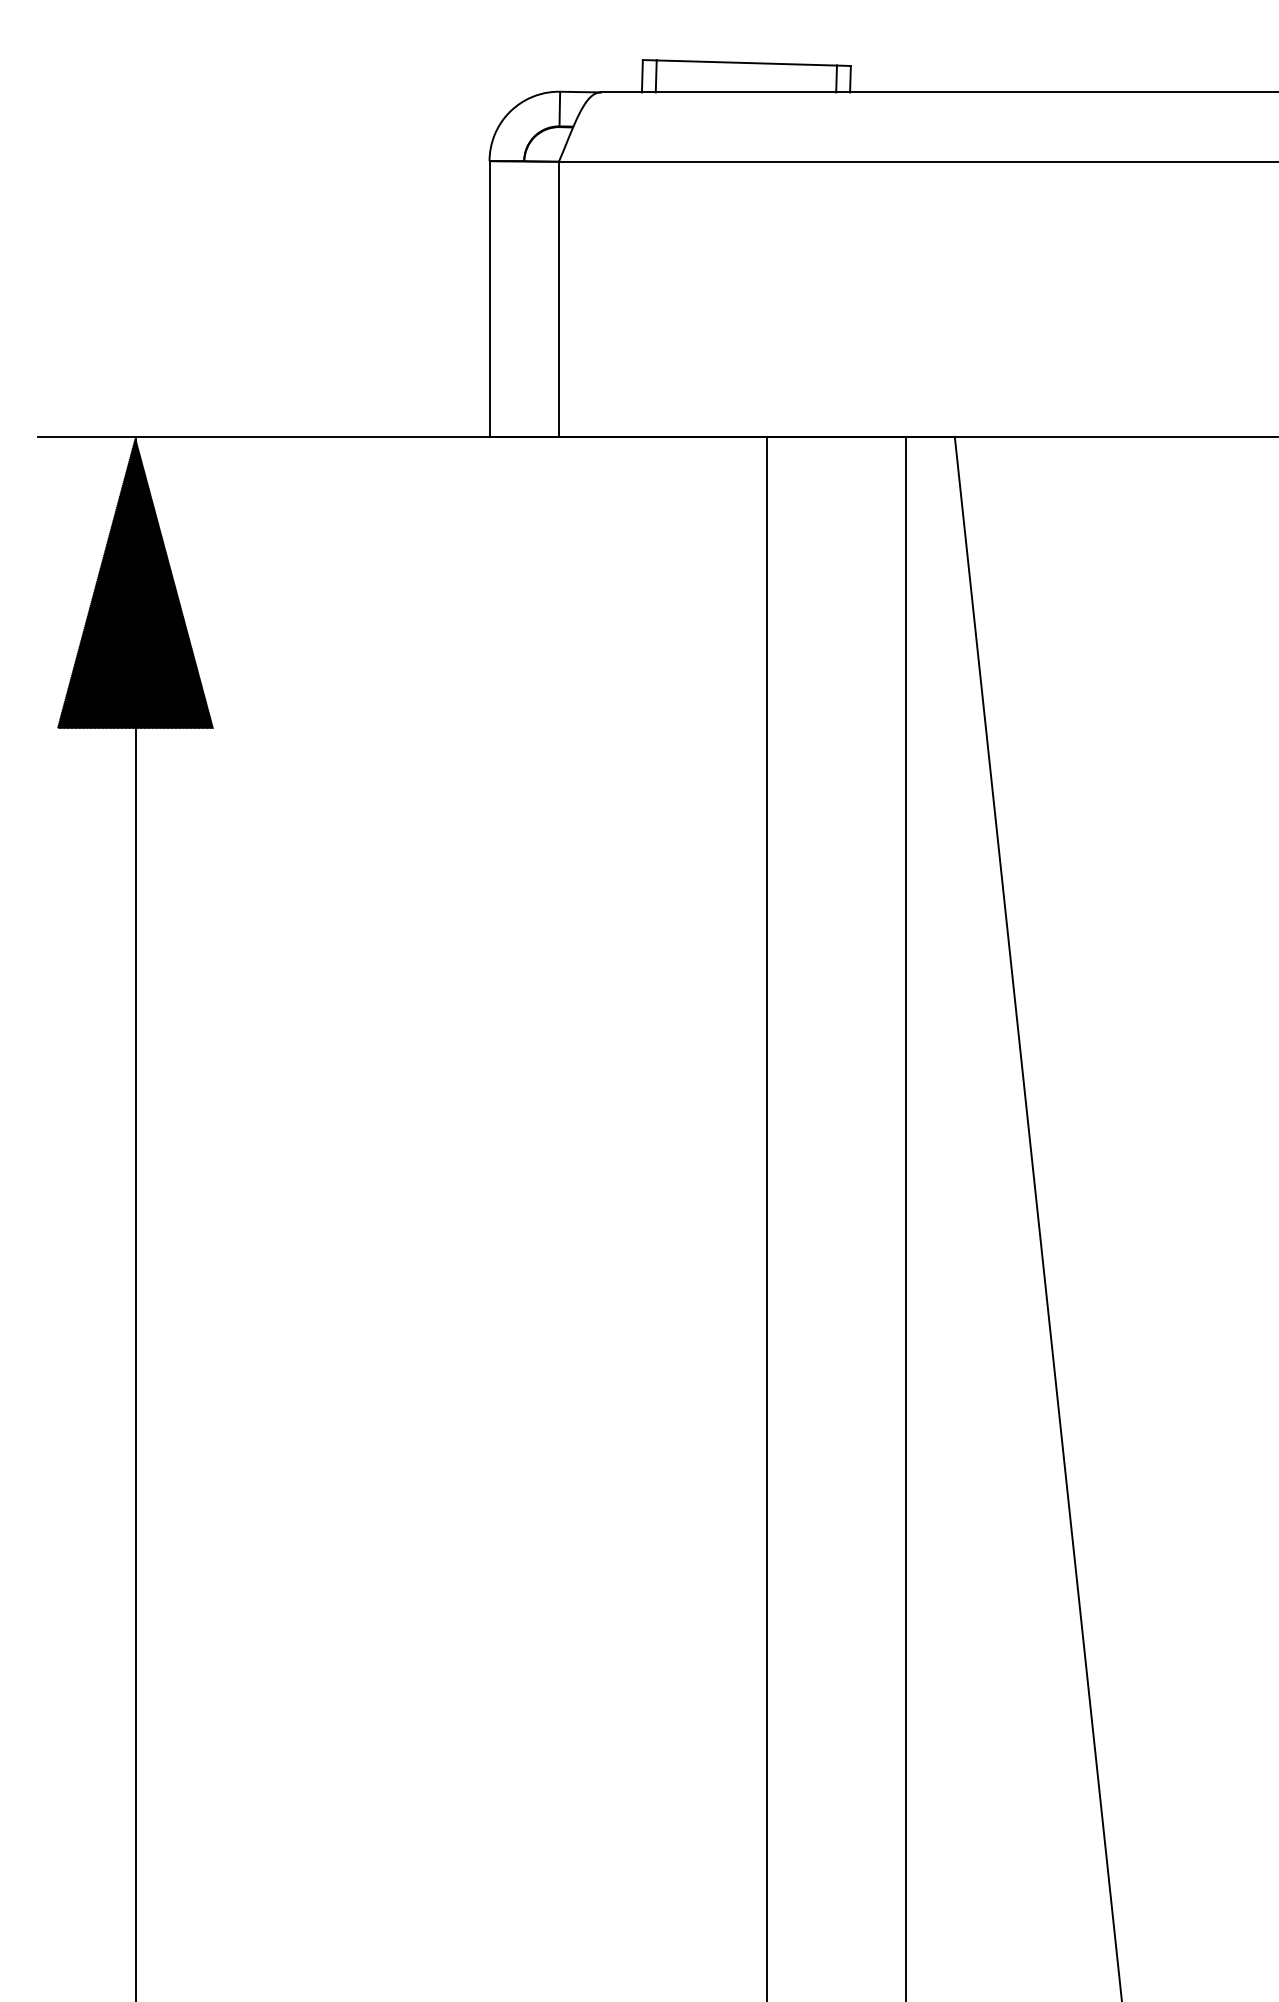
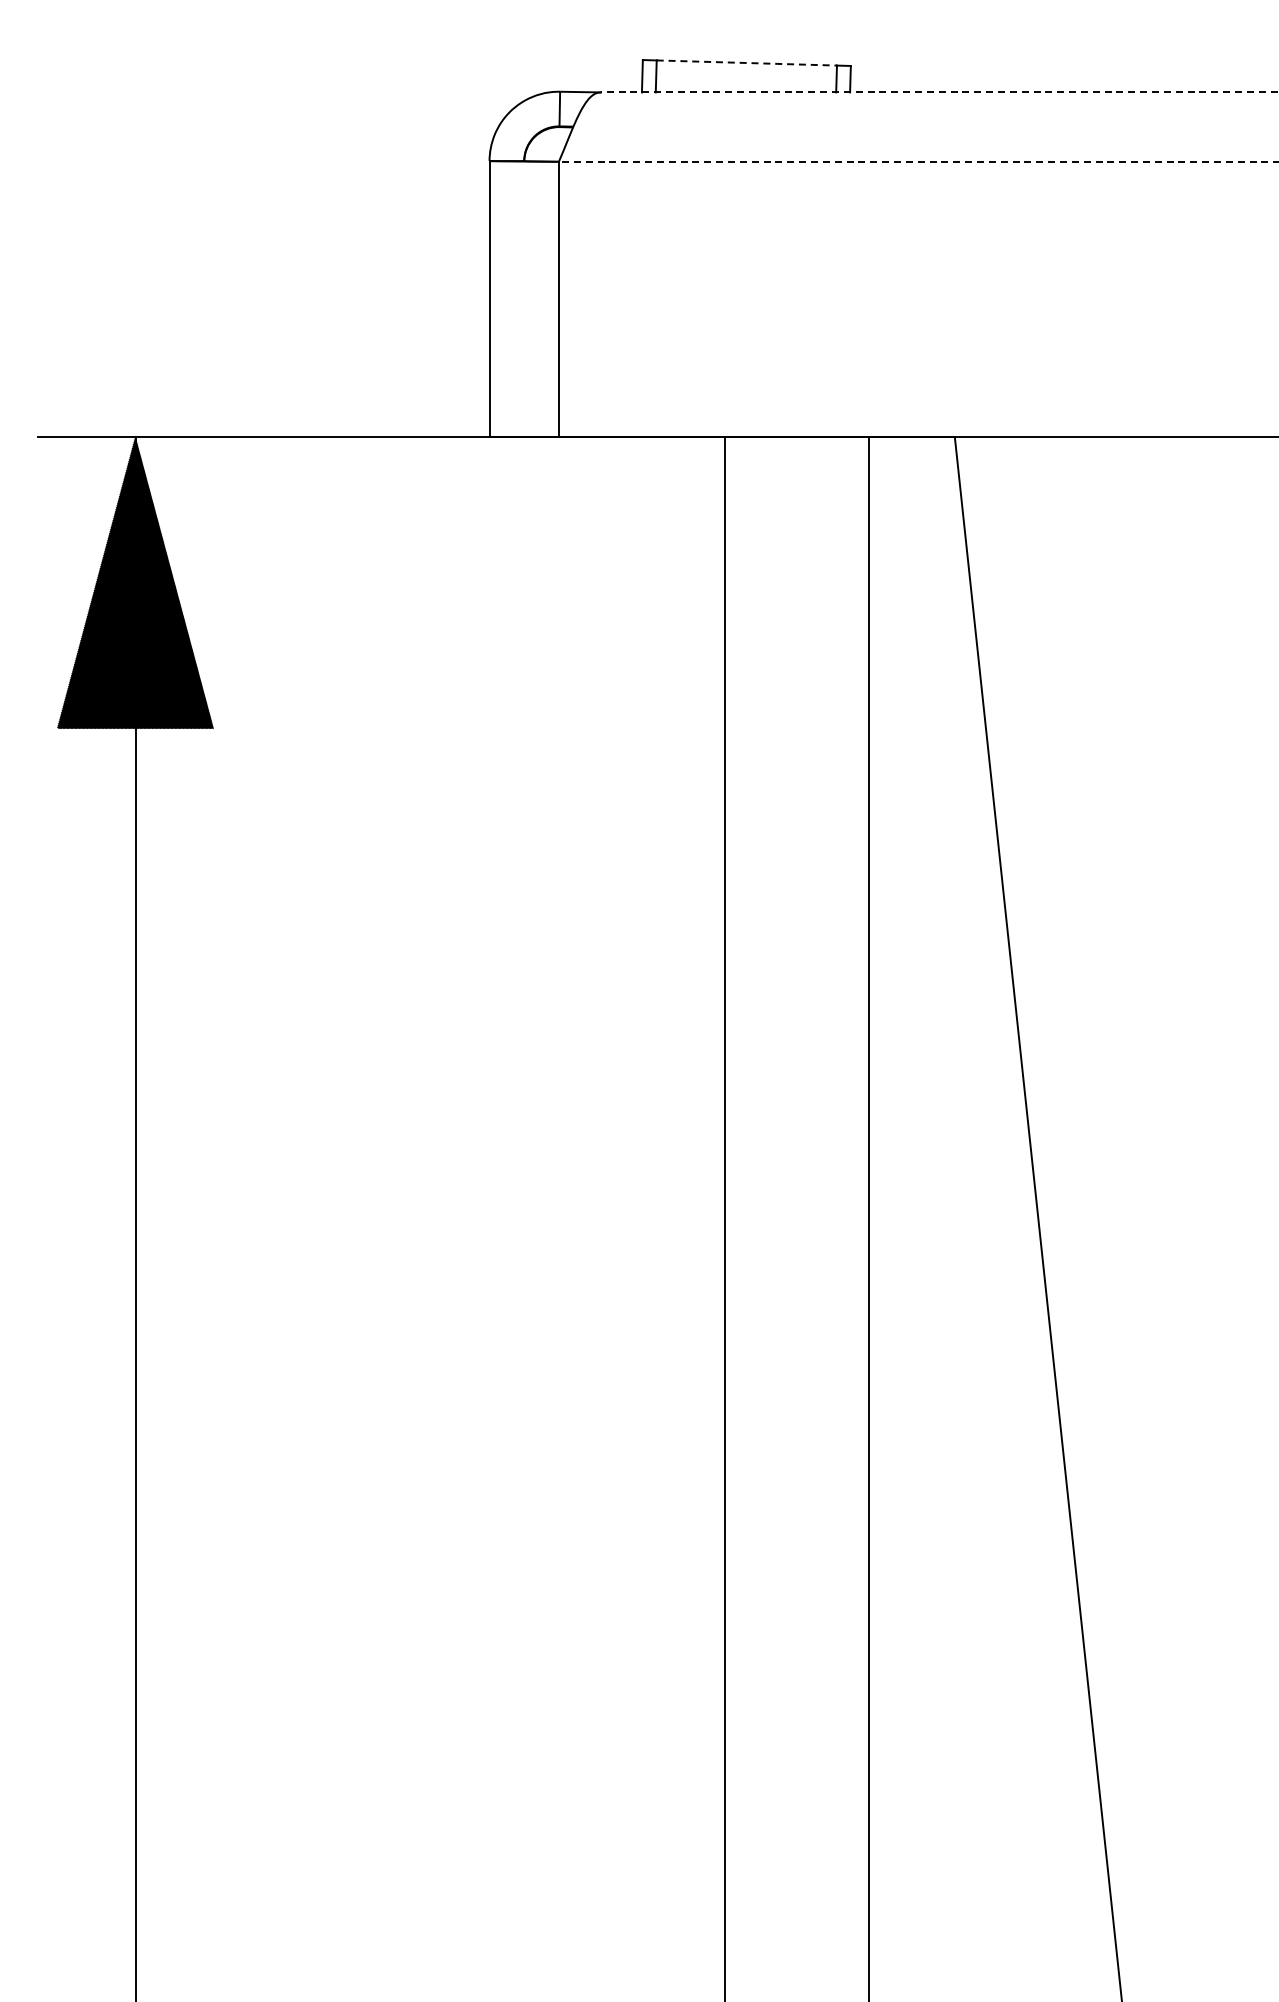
line: solid -> dashed (747, 63)
line: solid -> dashed (939, 92)
line: solid -> dashed (918, 161)
line position: (767, 1217) -> (725, 1217) (725, 1217)
line position: (905, 1217) -> (868, 1217) (868, 1217)
